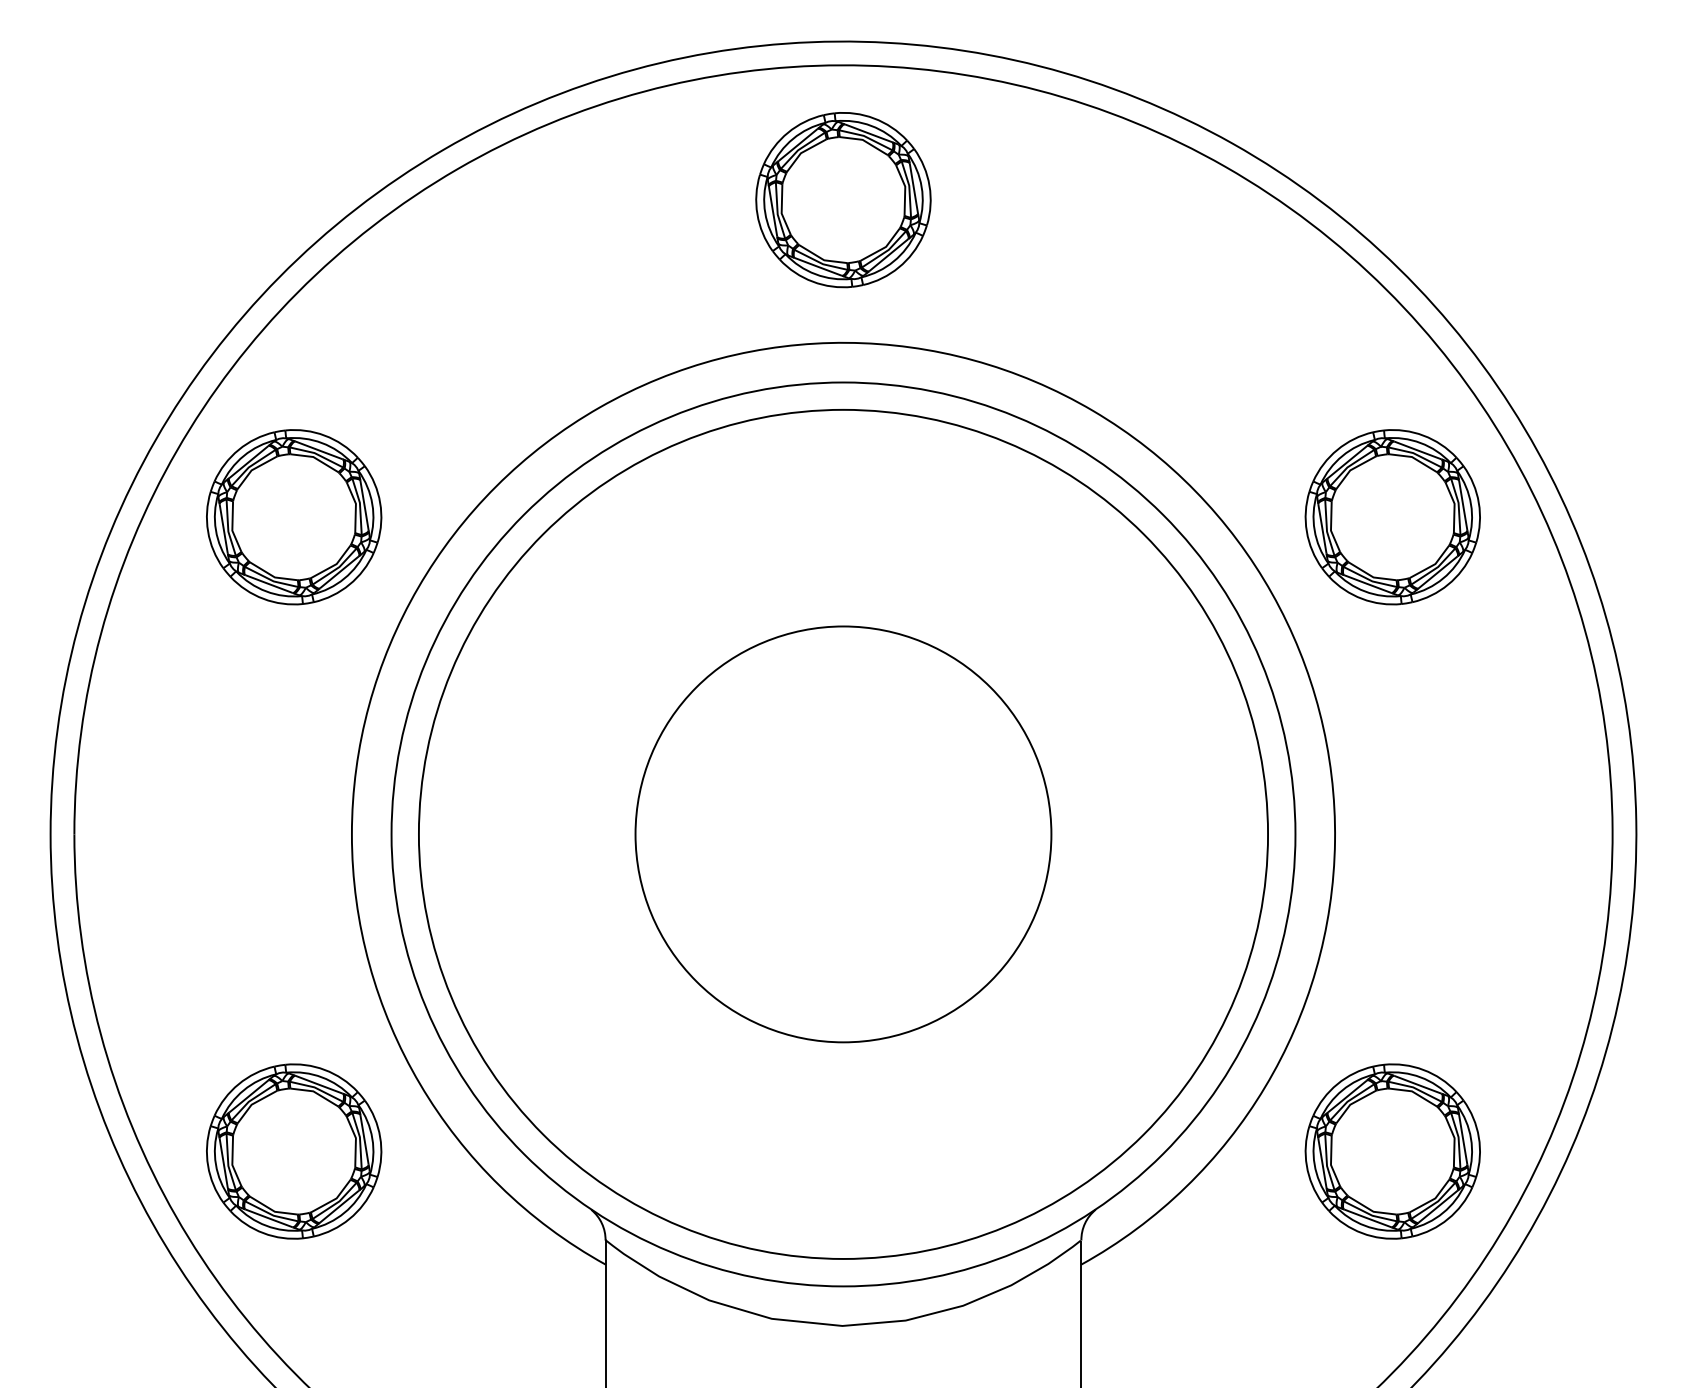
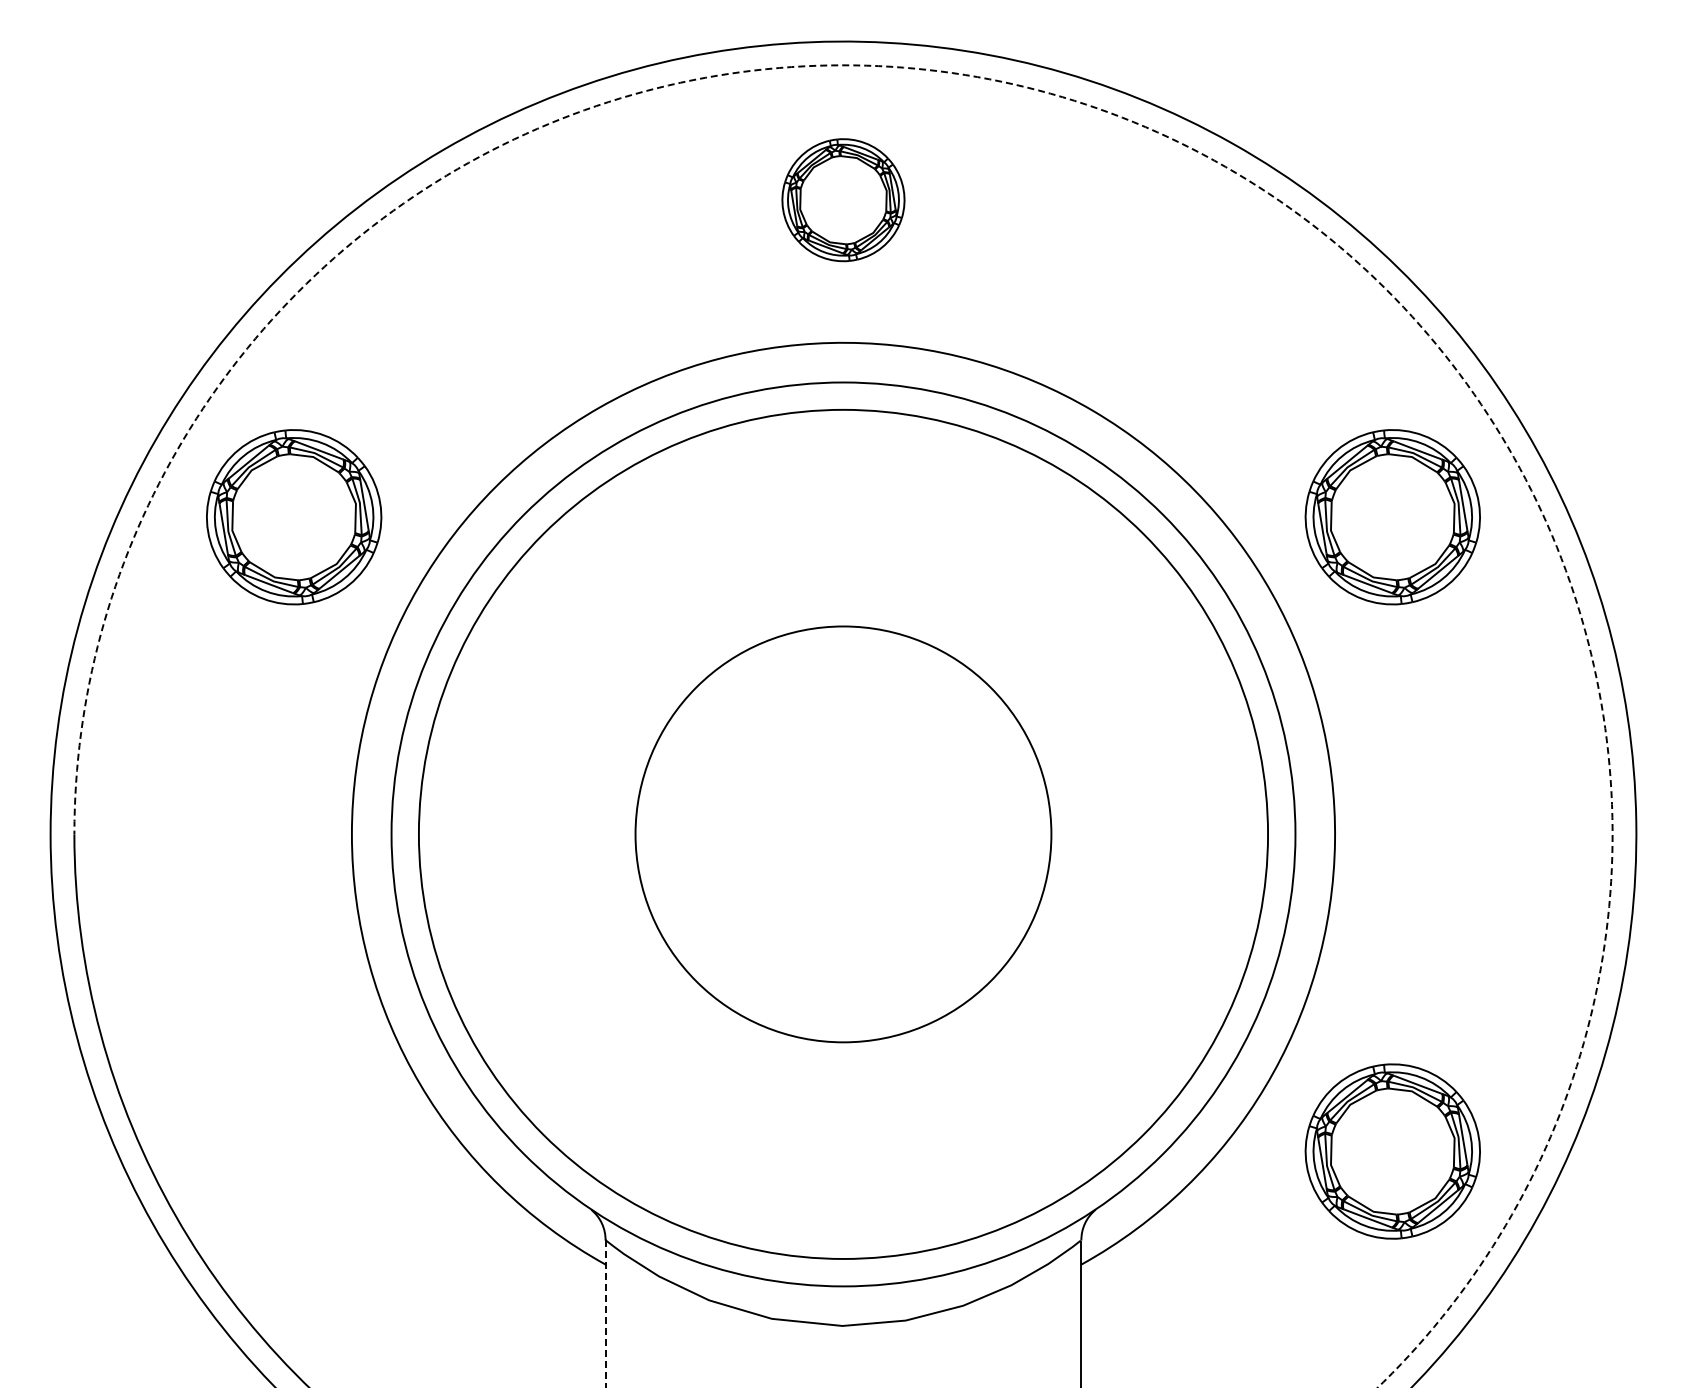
line: solid -> dashed (1142, 126)
part size: 177x177 px -> 125x125 px (843, 200)
part: present -> none (294, 1151)
line: solid -> dashed (605, 1314)
